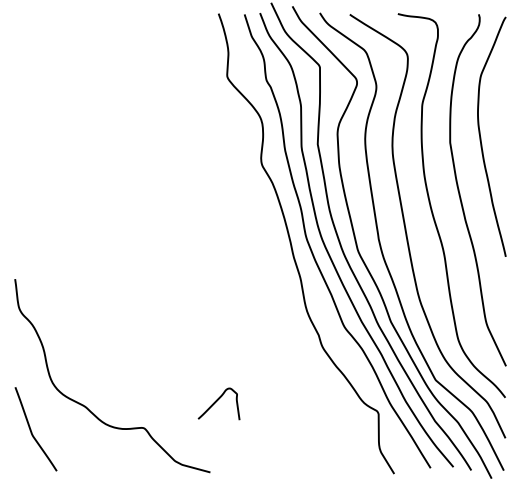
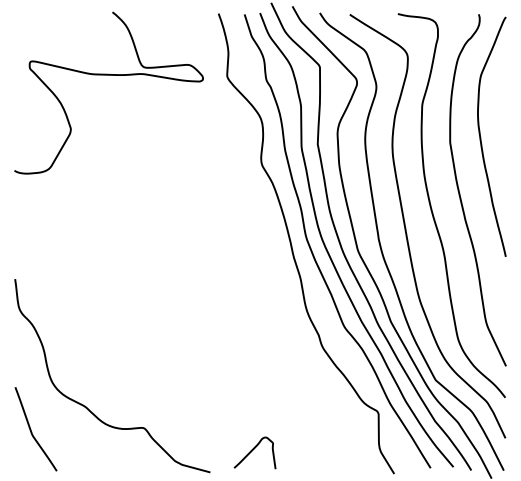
curve: none -> present (108, 75)
curve position: (217, 401) -> (253, 450) (253, 450)
